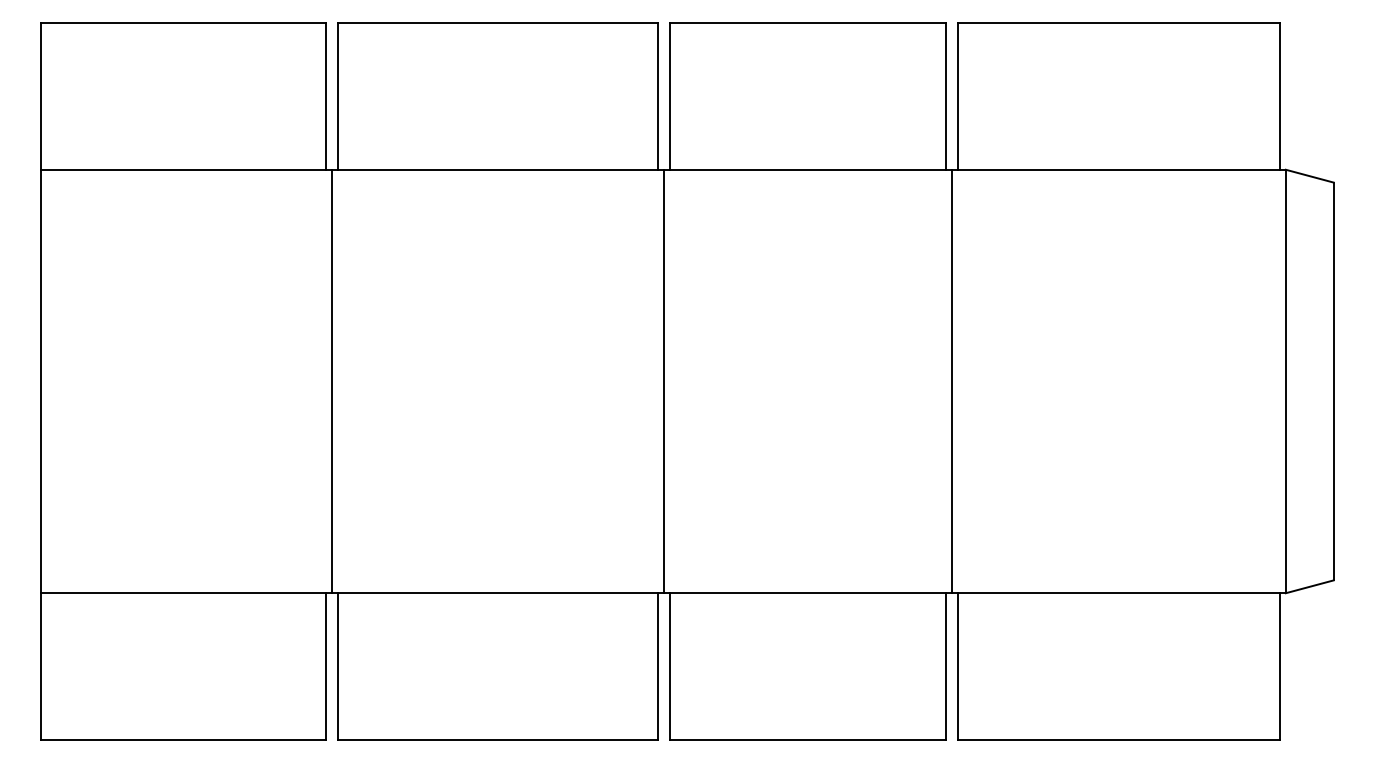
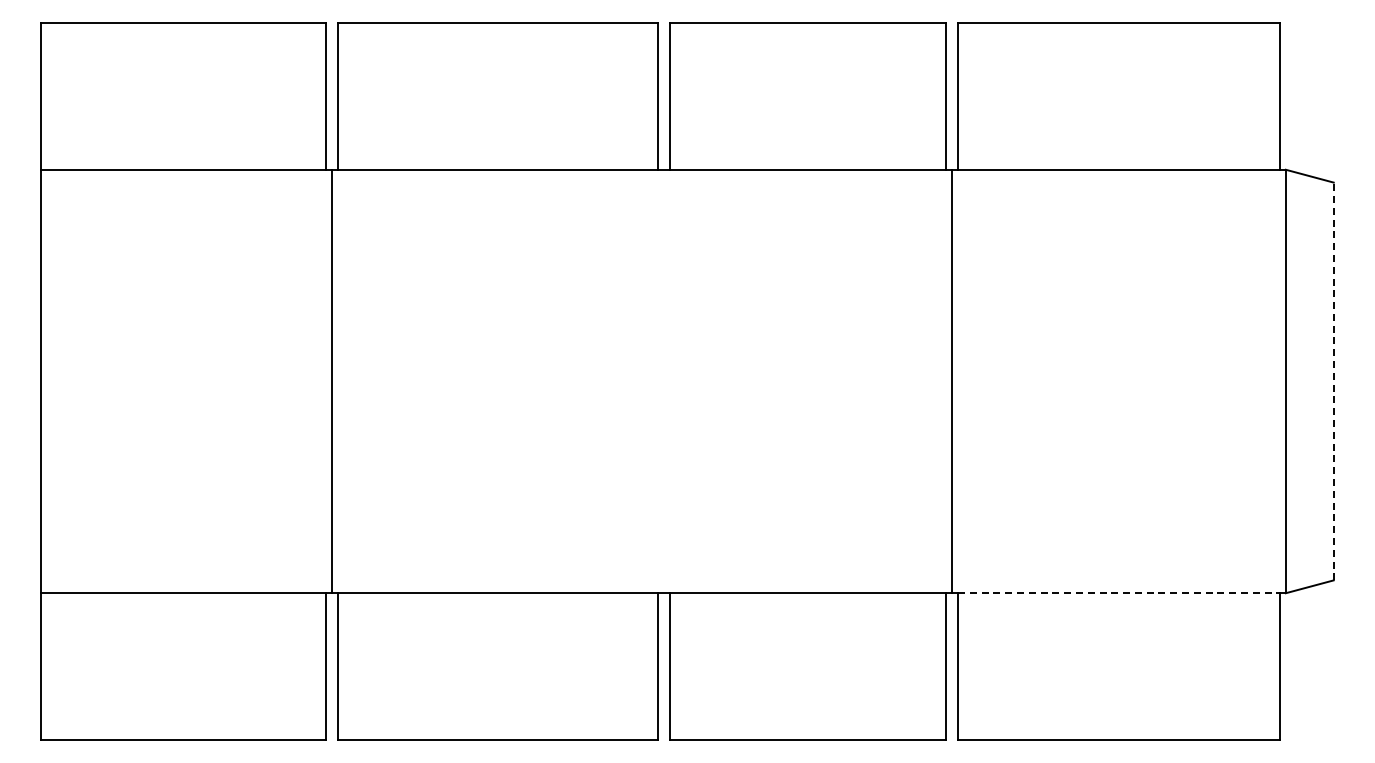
line: present -> none (663, 381)
line: solid -> dashed (1333, 381)
line: solid -> dashed (1118, 593)
